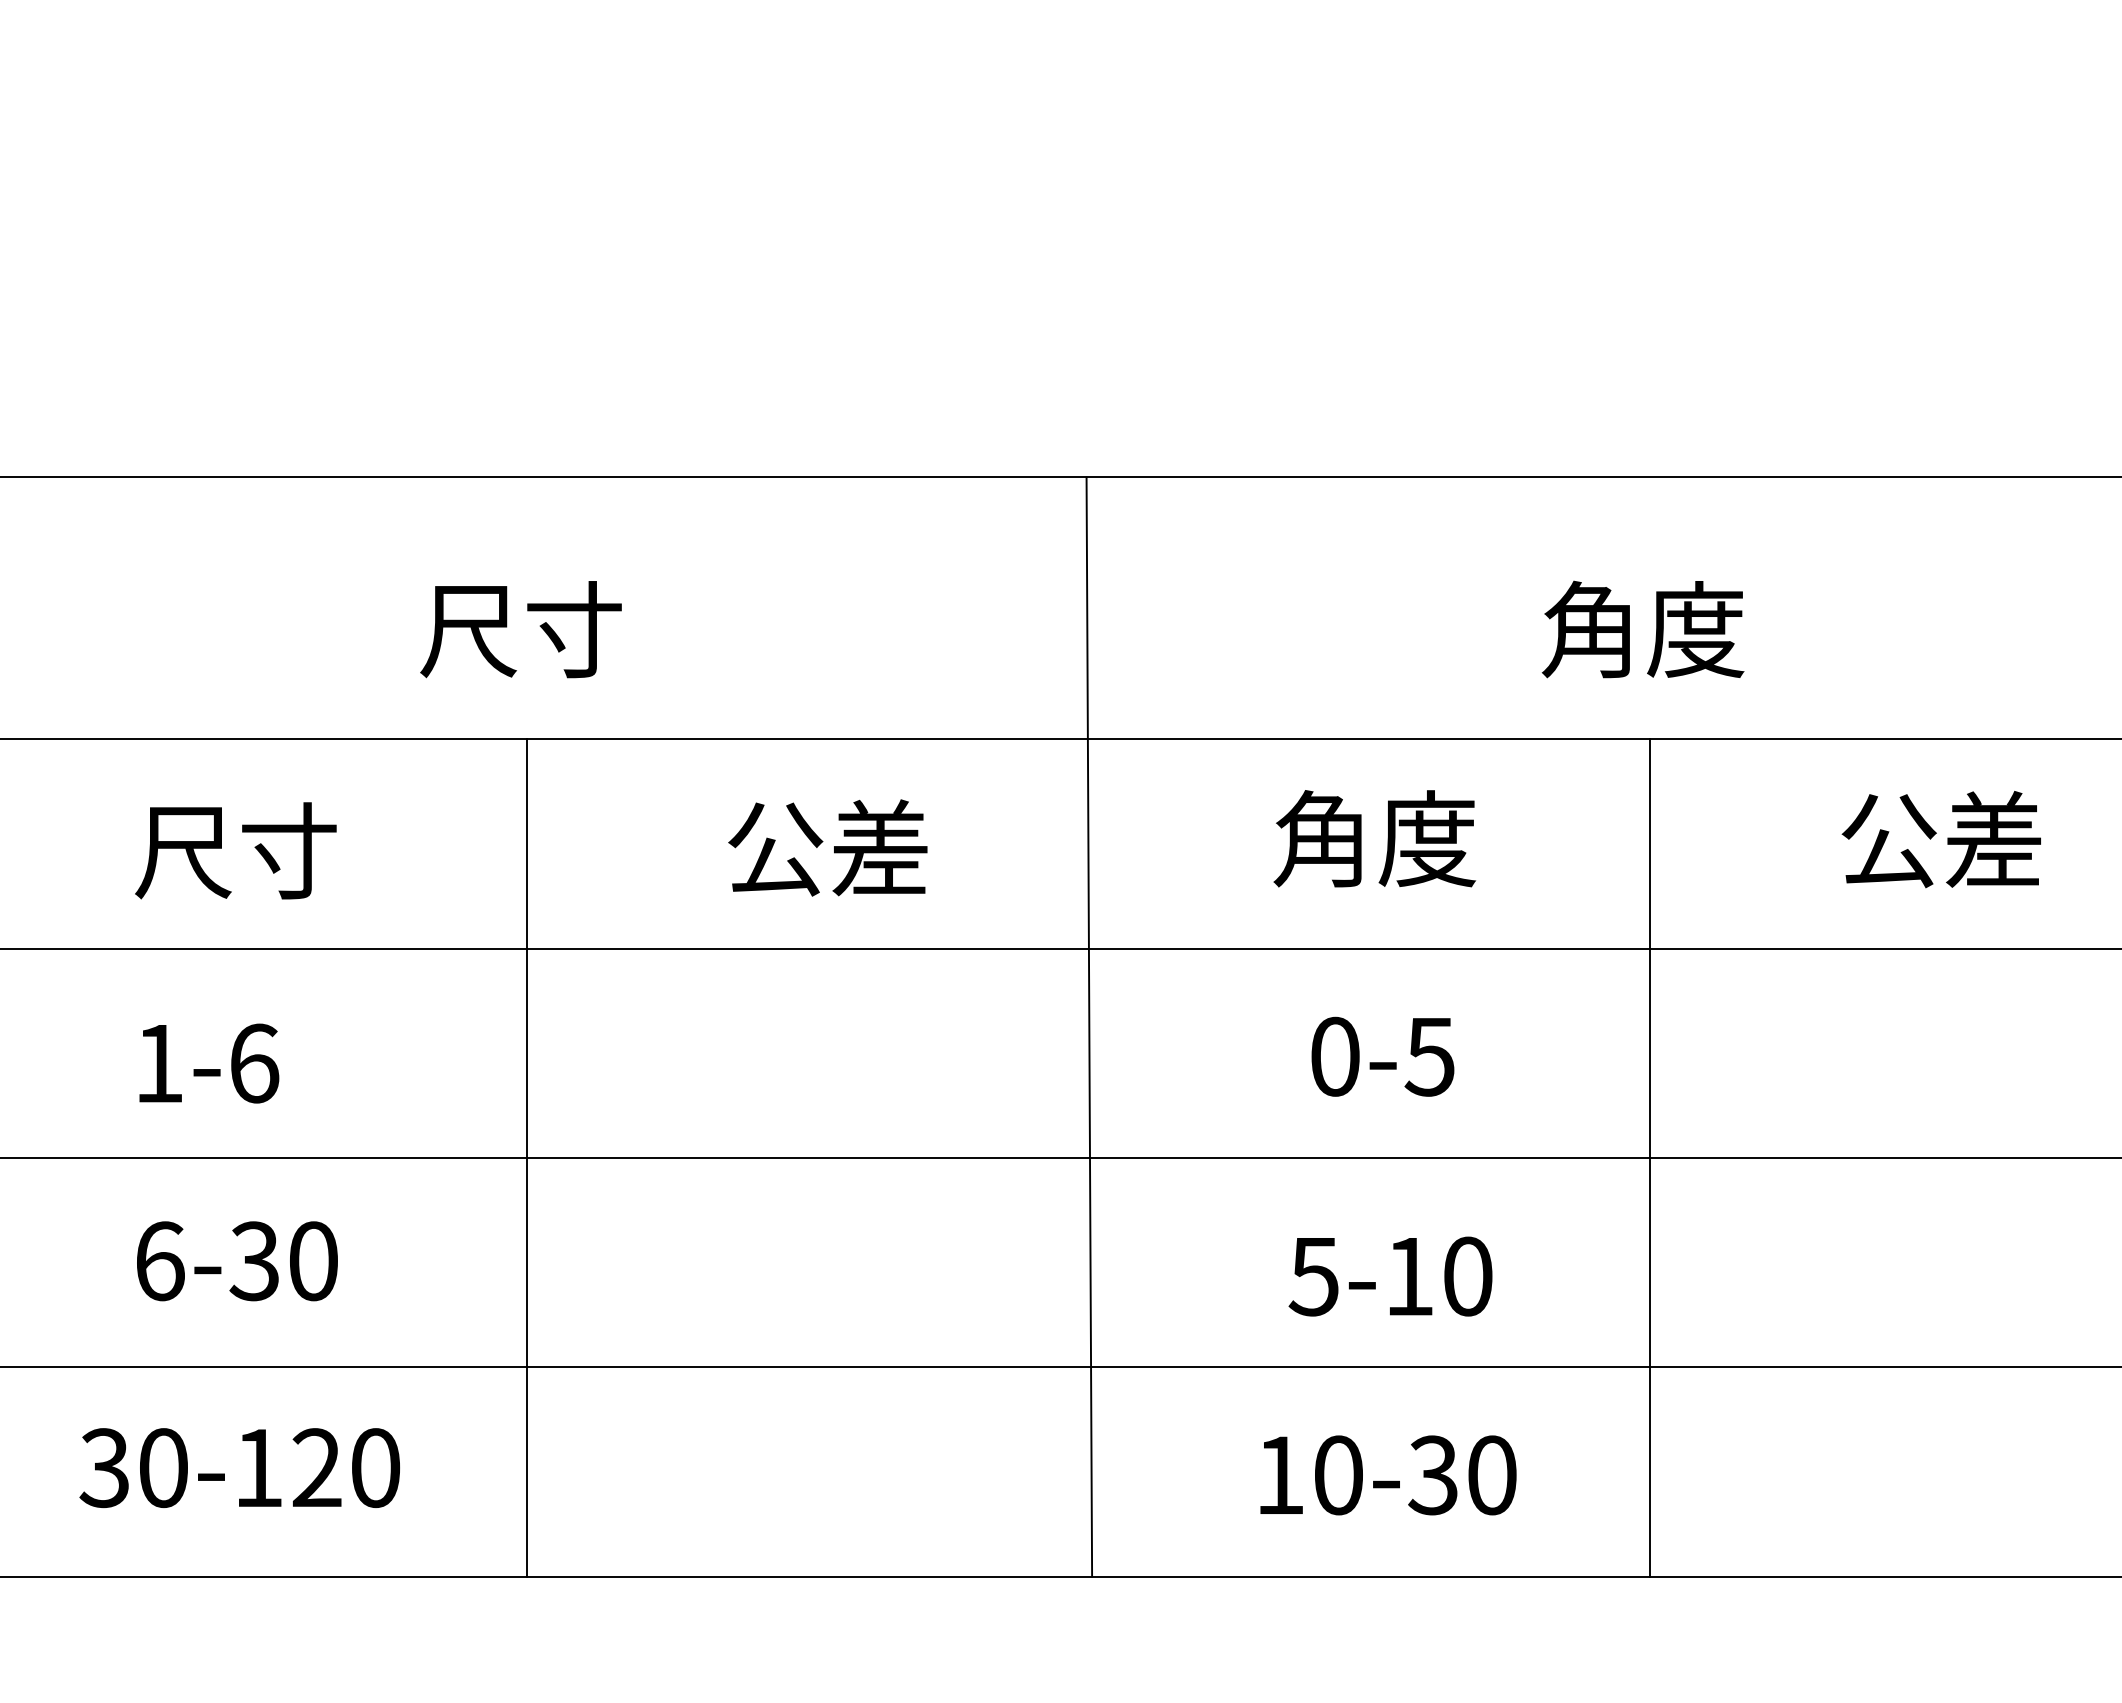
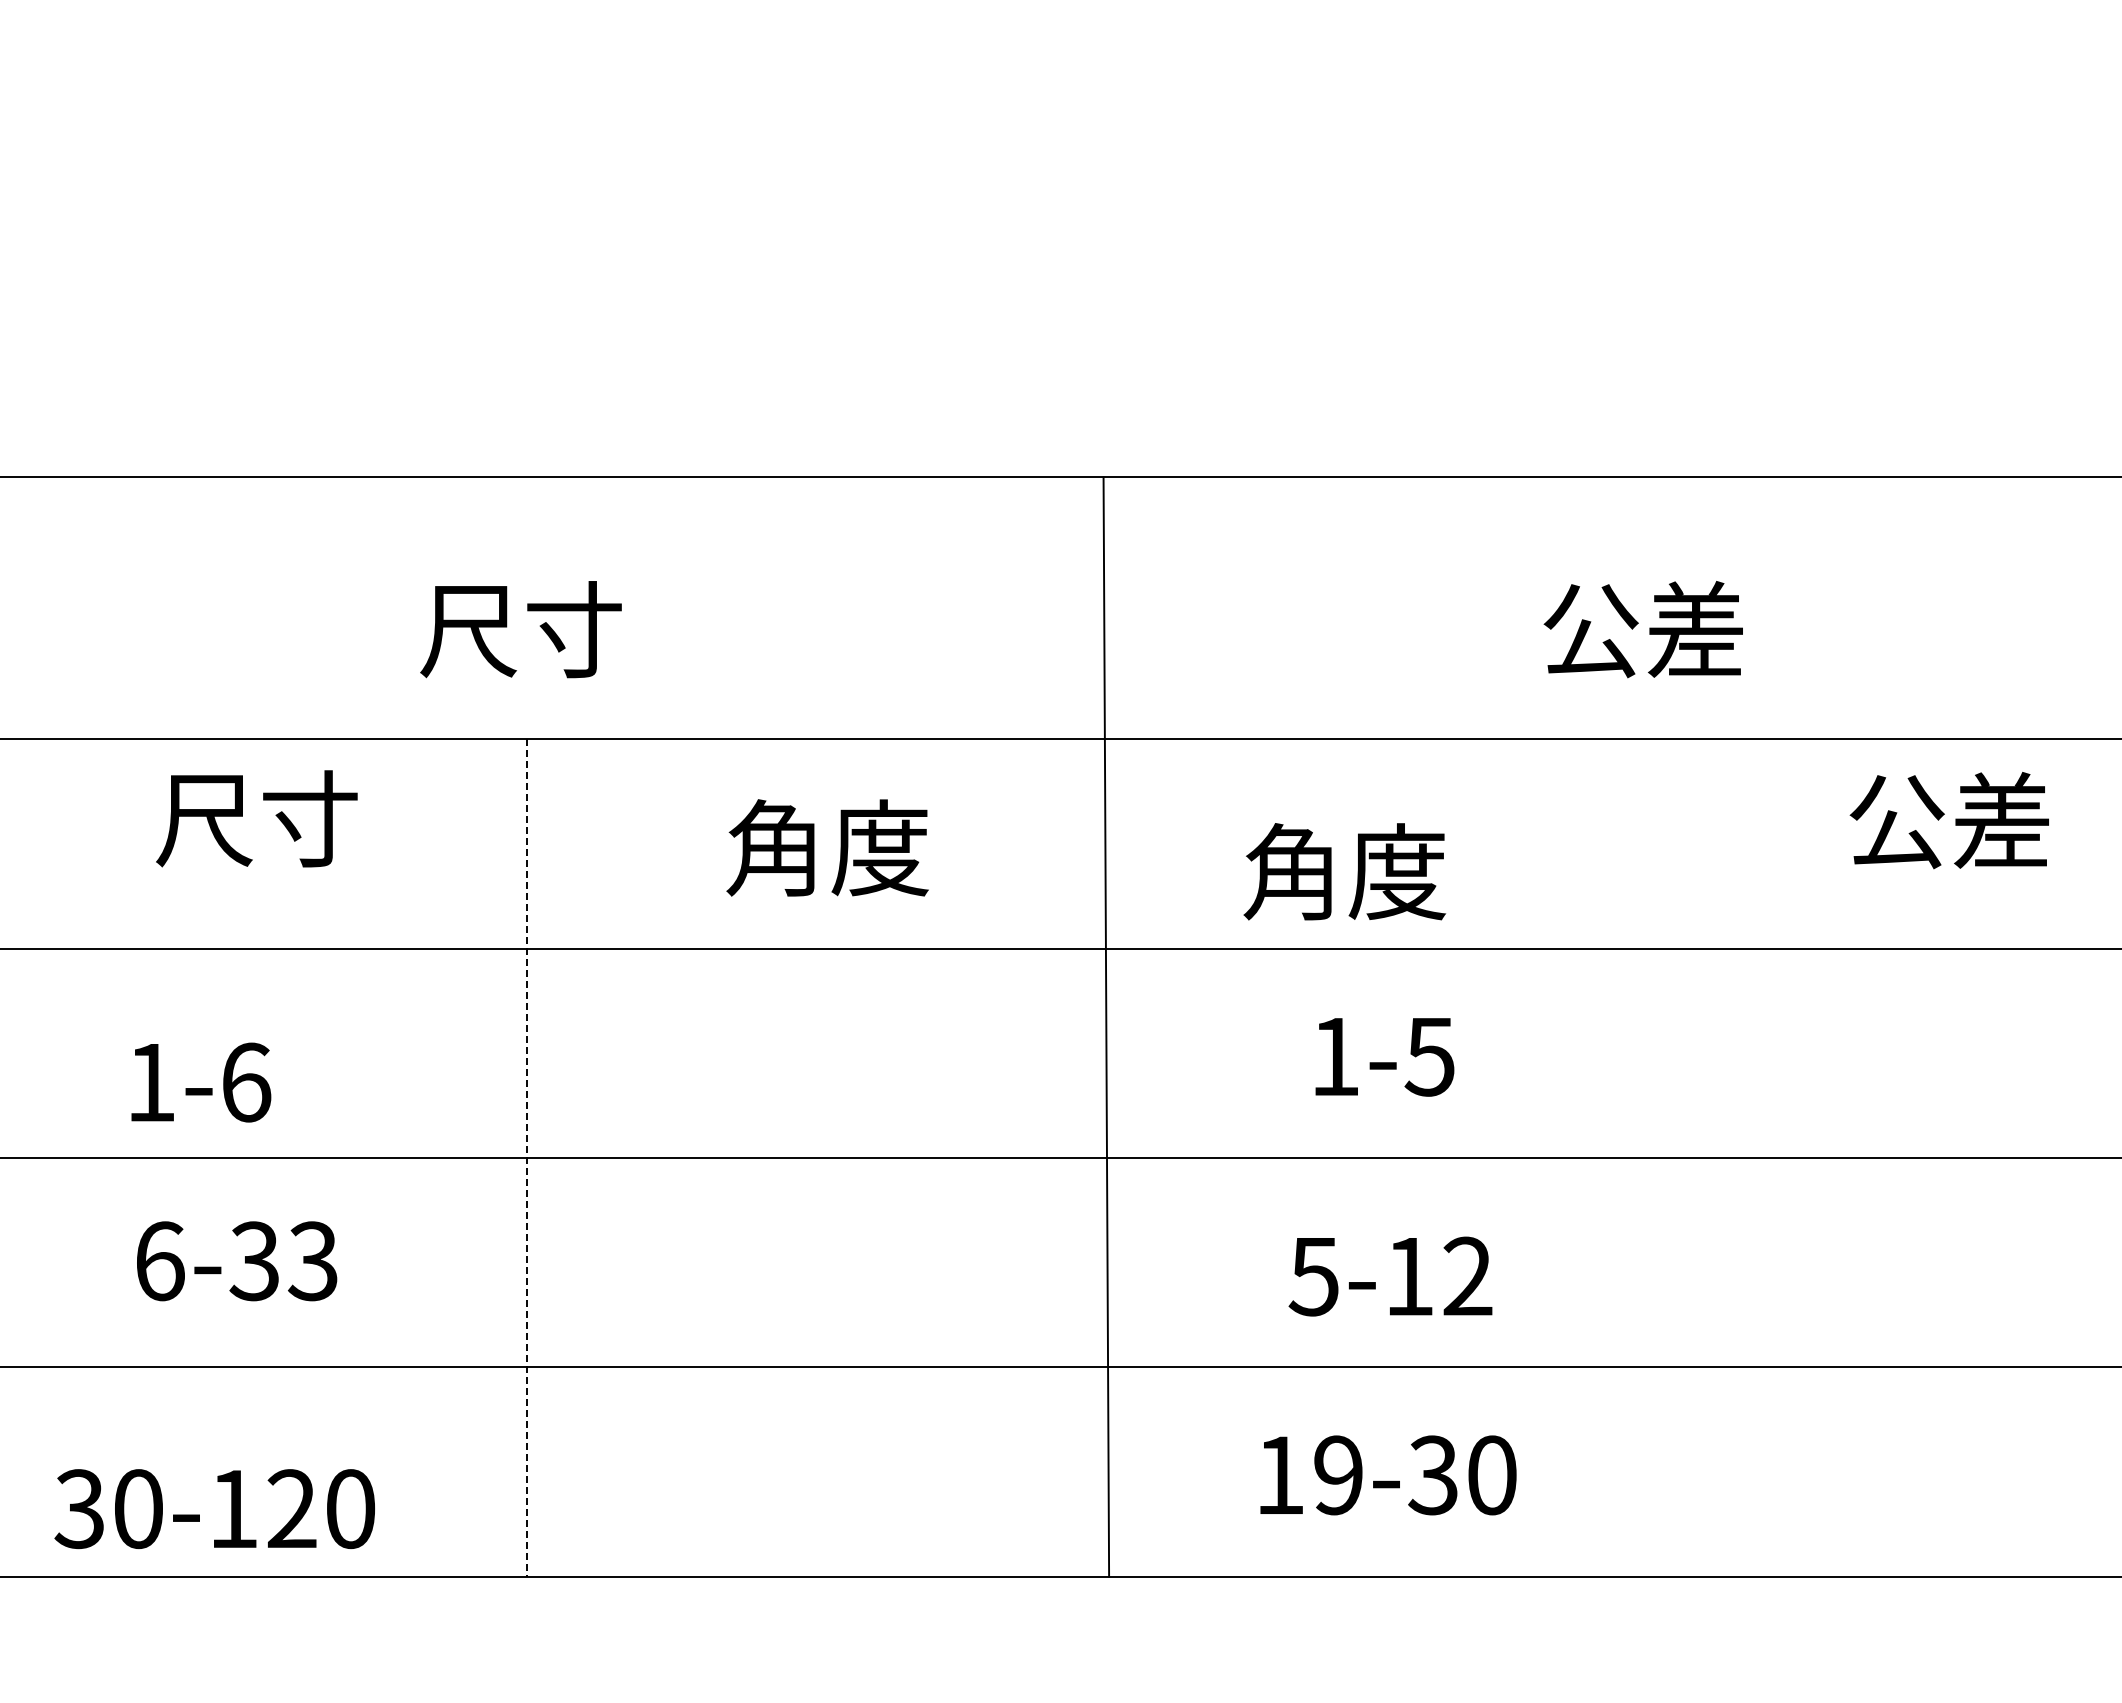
text: 角度 -> 公差 (1642, 629)
text position: (1374, 838) -> (1344, 871) (1344, 871)
text position: (1940, 839) -> (1948, 820) (1948, 820)
text: 公差 -> 角度 (827, 847)
text position: (235, 850) -> (256, 818) (256, 818)
line position: (1089, 1026) -> (1106, 1026) (1106, 1026)
text: 0-5 -> 1-5 (1335, 1056)
text position: (209, 1063) -> (201, 1082) (201, 1082)
line: solid -> dashed (527, 1157)
line: present -> none (1650, 1157)
text: 6-30 -> 6-33 (312, 1261)
text: 5-10 -> 5-12 (1467, 1276)
text position: (239, 1468) -> (214, 1509) (214, 1509)
text: 10-30 -> 19-30 (1338, 1475)
